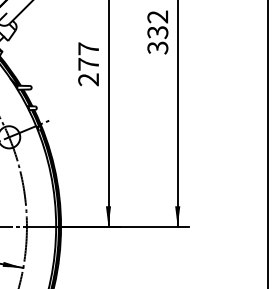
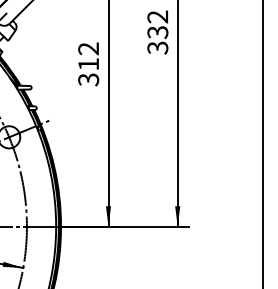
text: 277 -> 312 (88, 64)
line position: (268, 143) -> (263, 143) (263, 143)
